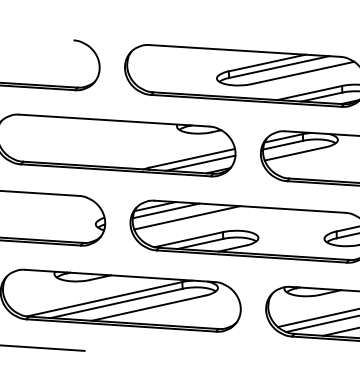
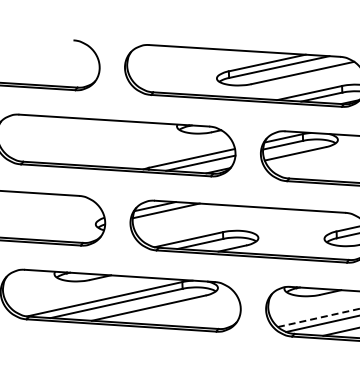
line: present -> none (187, 217)
line: solid -> dashed (318, 317)
line: present -> none (43, 347)
